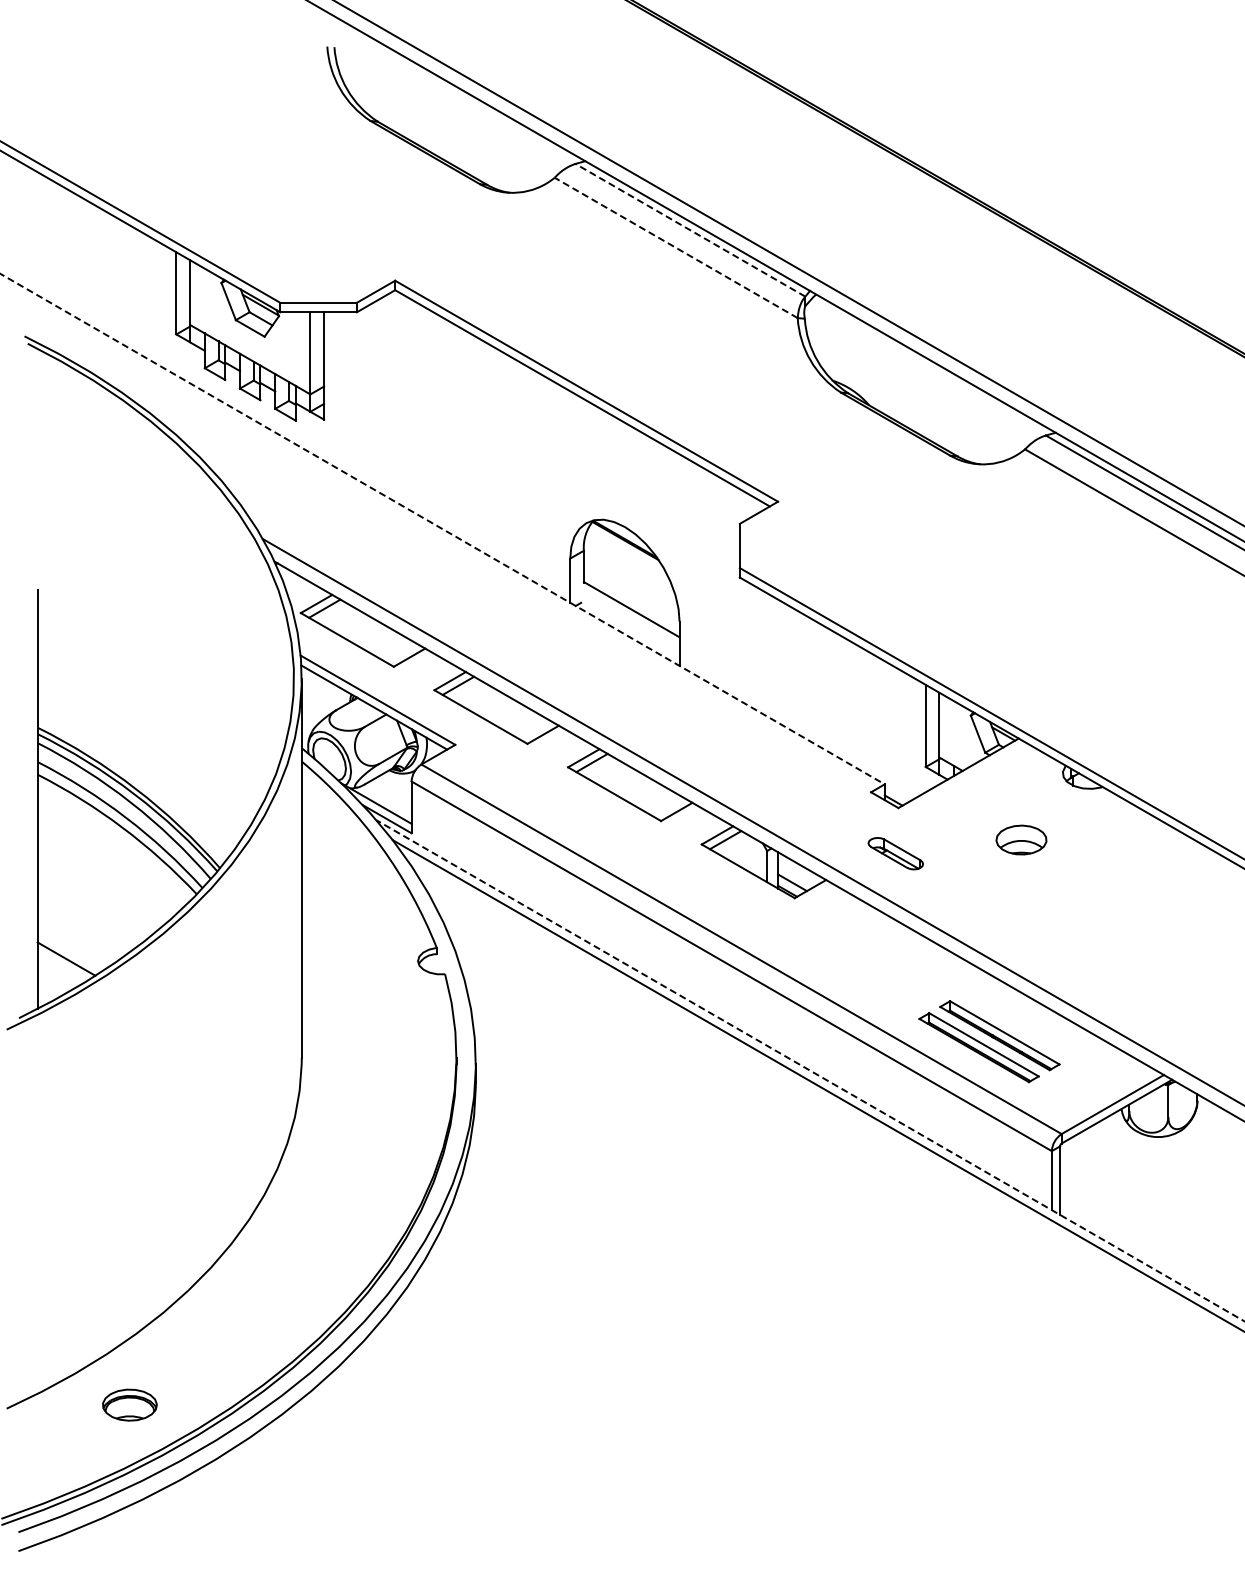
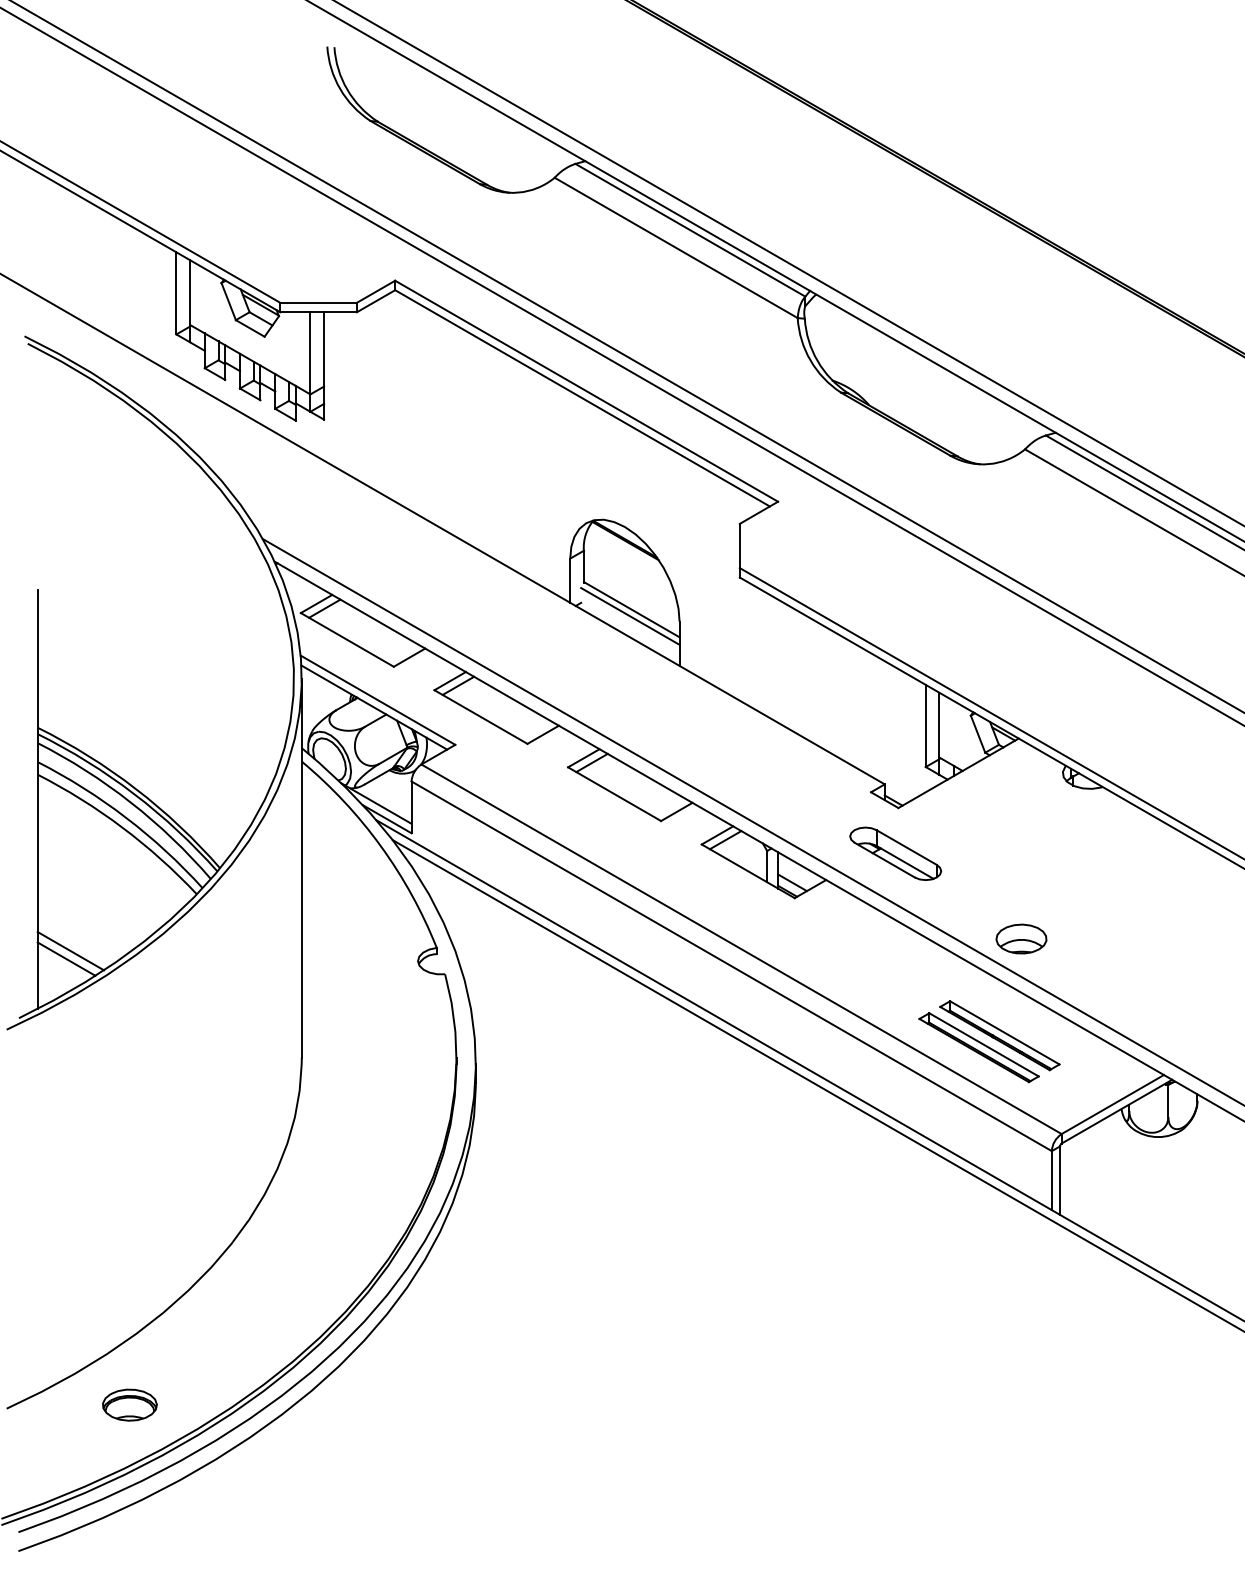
line: dashed -> solid (690, 230)
line: dashed -> solid (675, 247)
line: none -> present (626, 356)
line: none -> present (621, 366)
line: dashed -> solid (442, 528)
line: none -> present (630, 616)
part position: (1021, 839) -> (1021, 938) (1021, 938)
part size: 57x34 px -> 94x55 px (895, 853)
line: none -> present (70, 951)
line: dashed -> solid (810, 1070)
